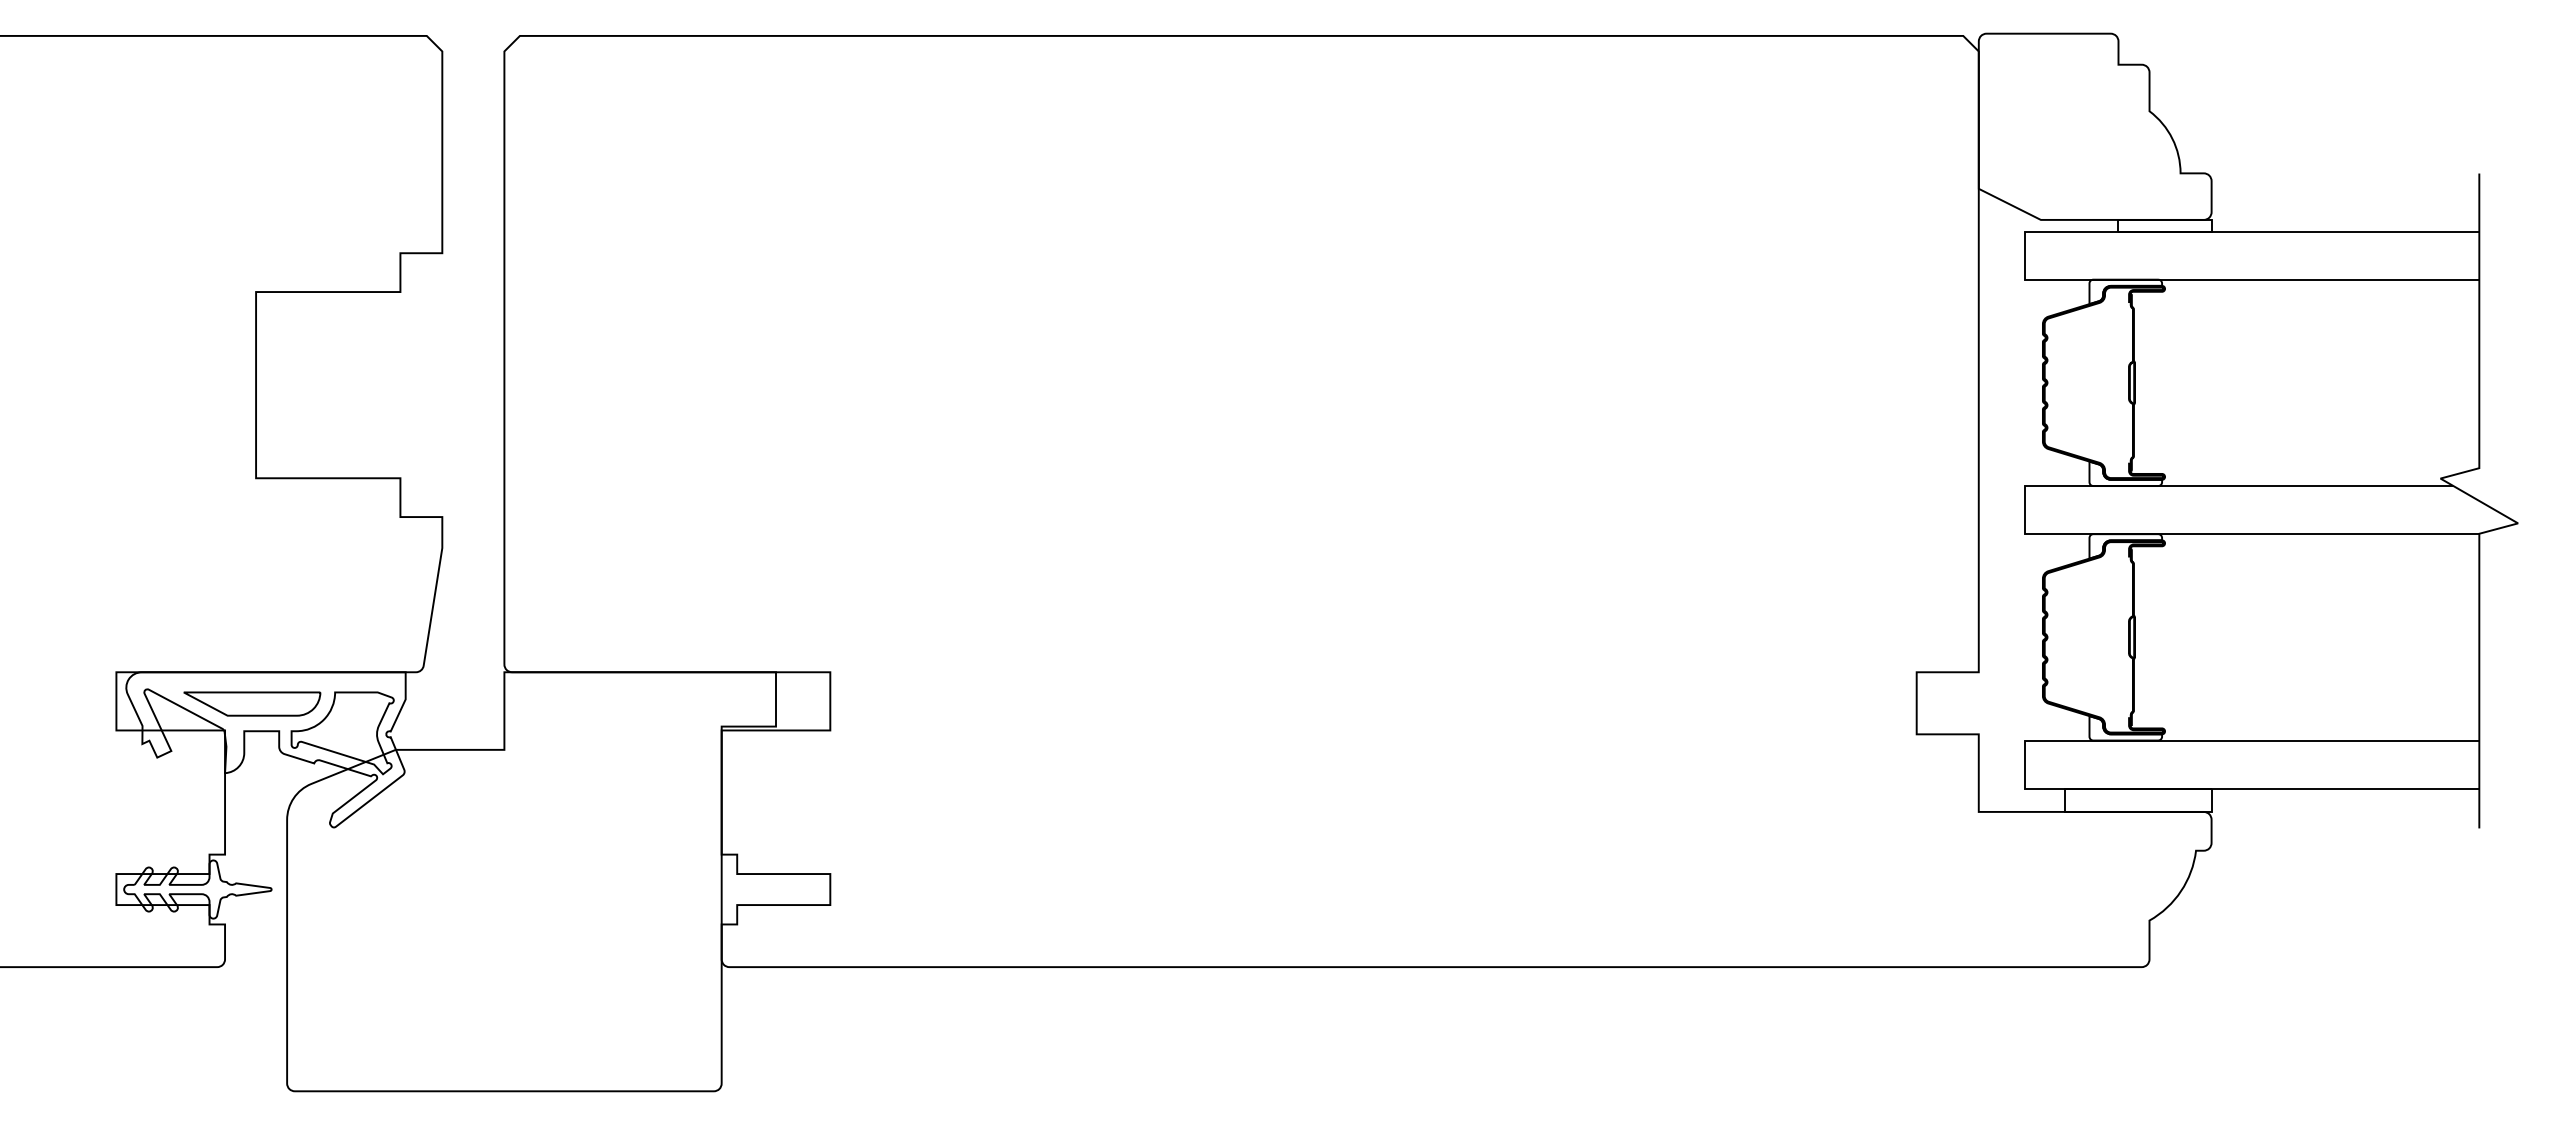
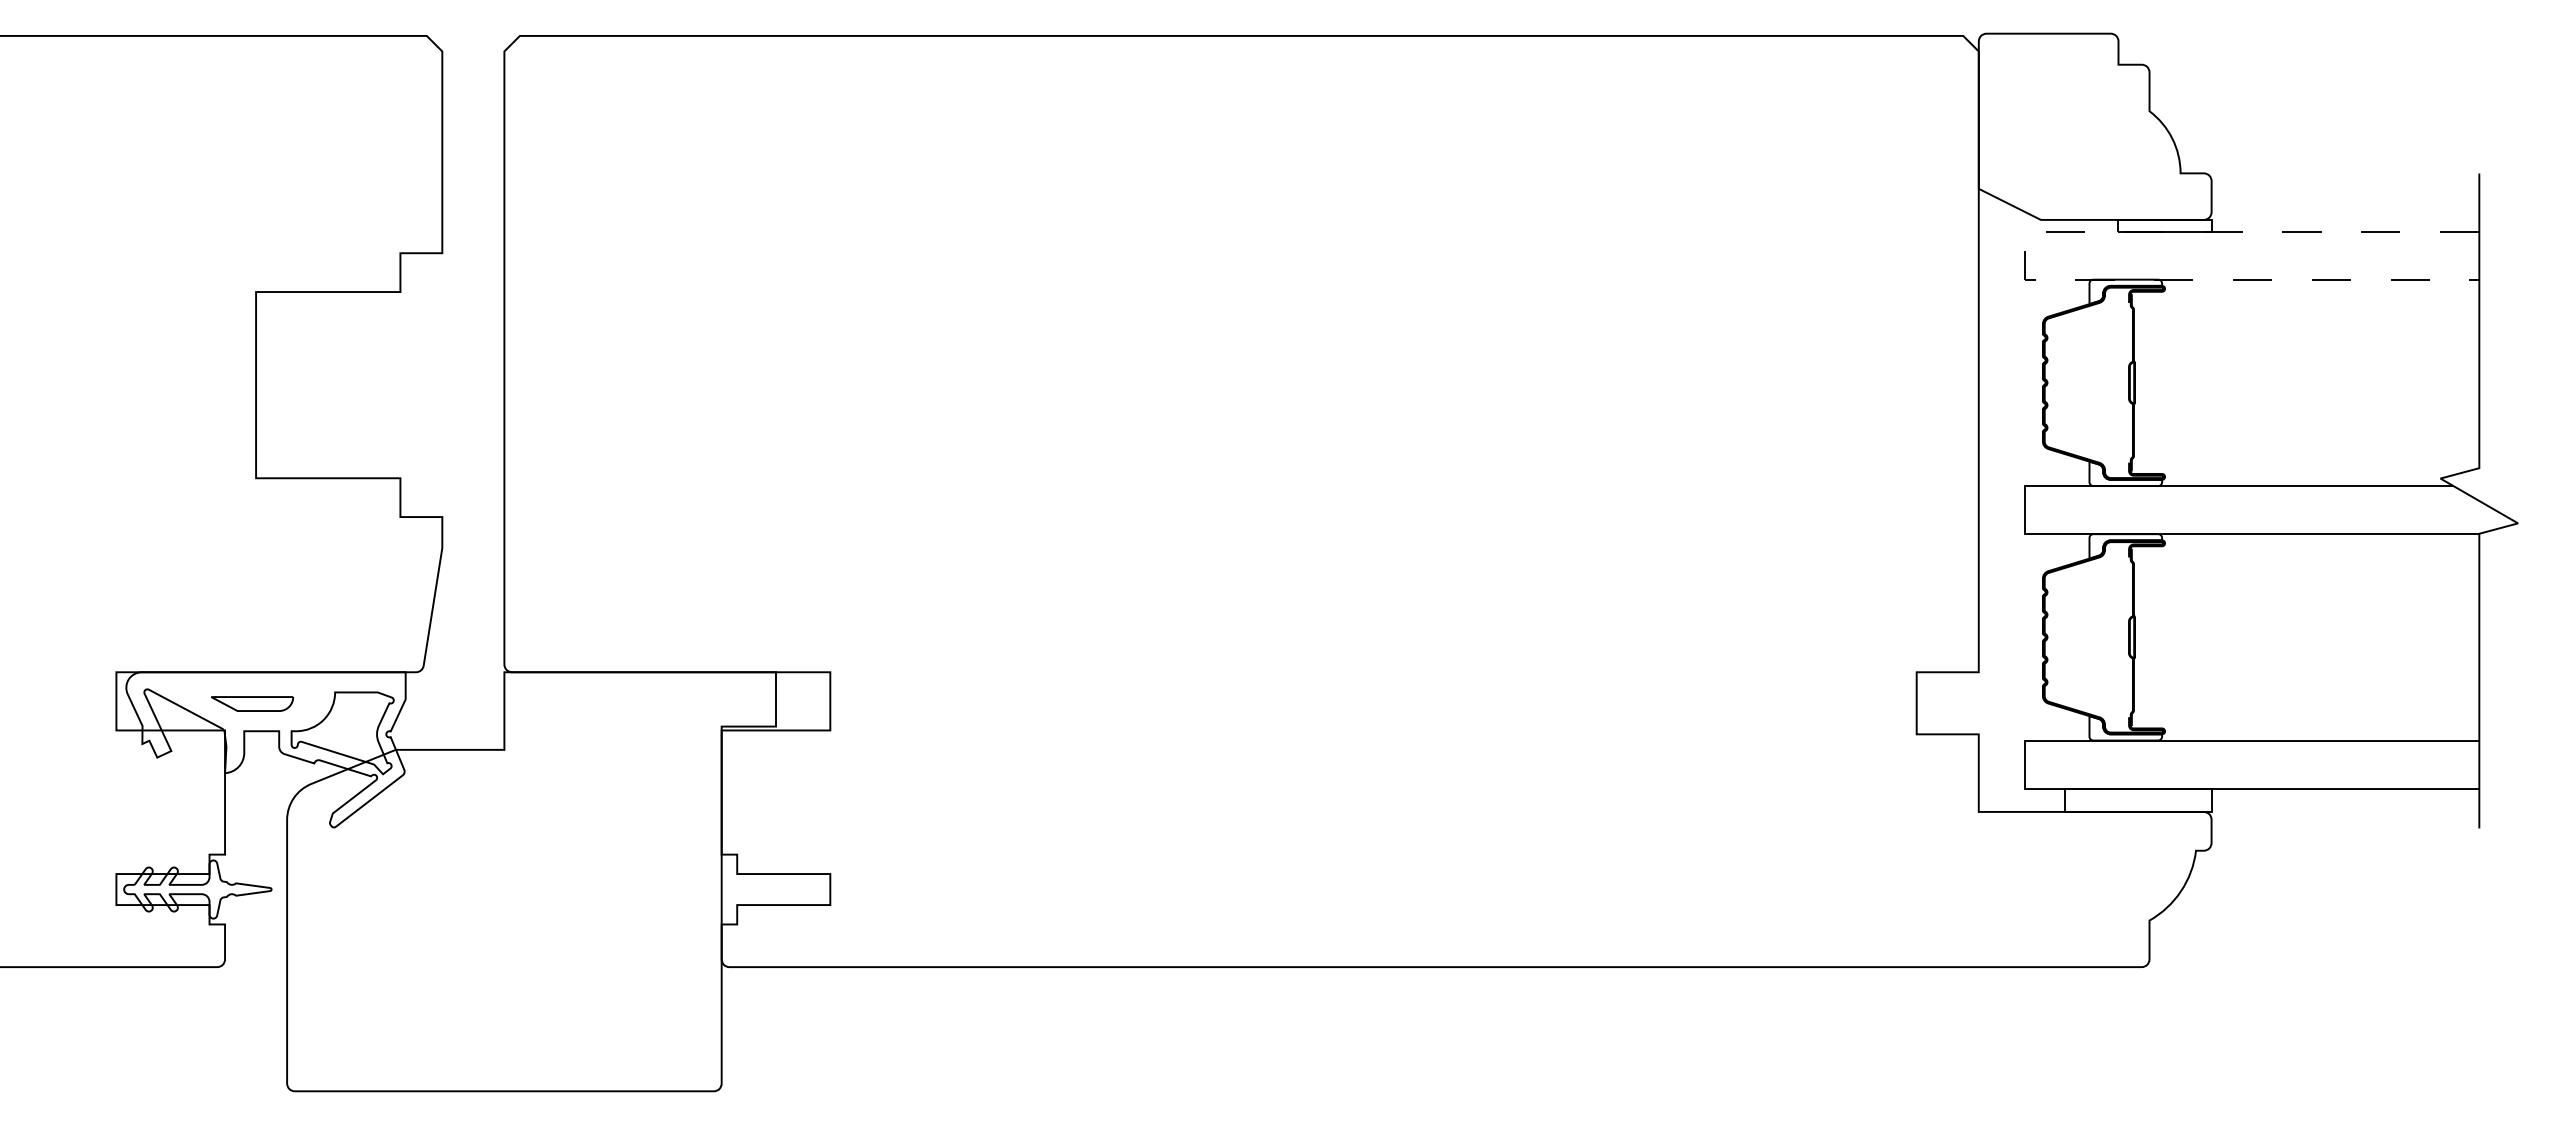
line: solid -> dashed (2025, 256)
part size: 139x26 px -> 84x16 px (252, 703)
